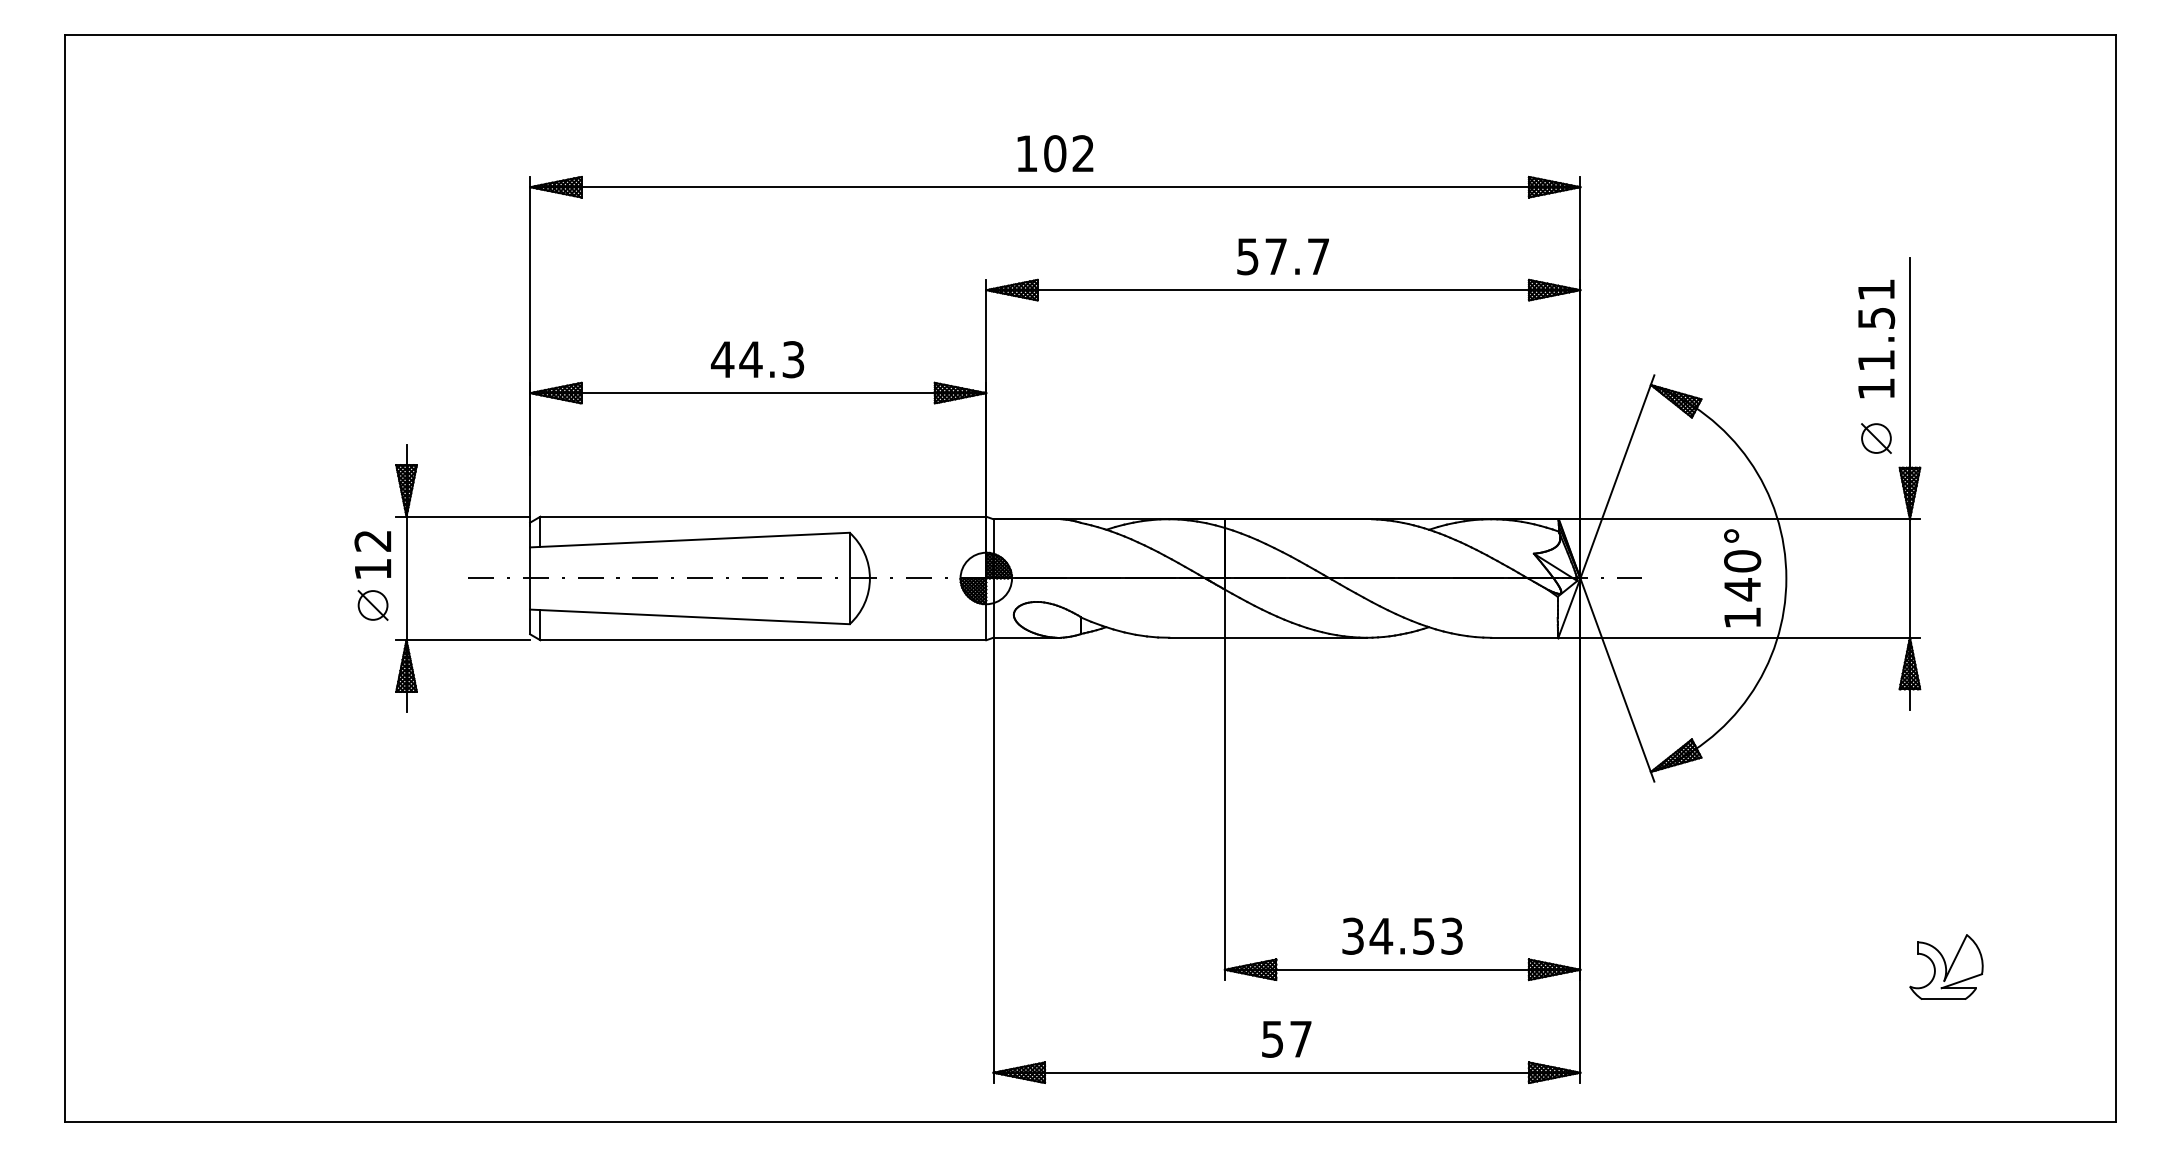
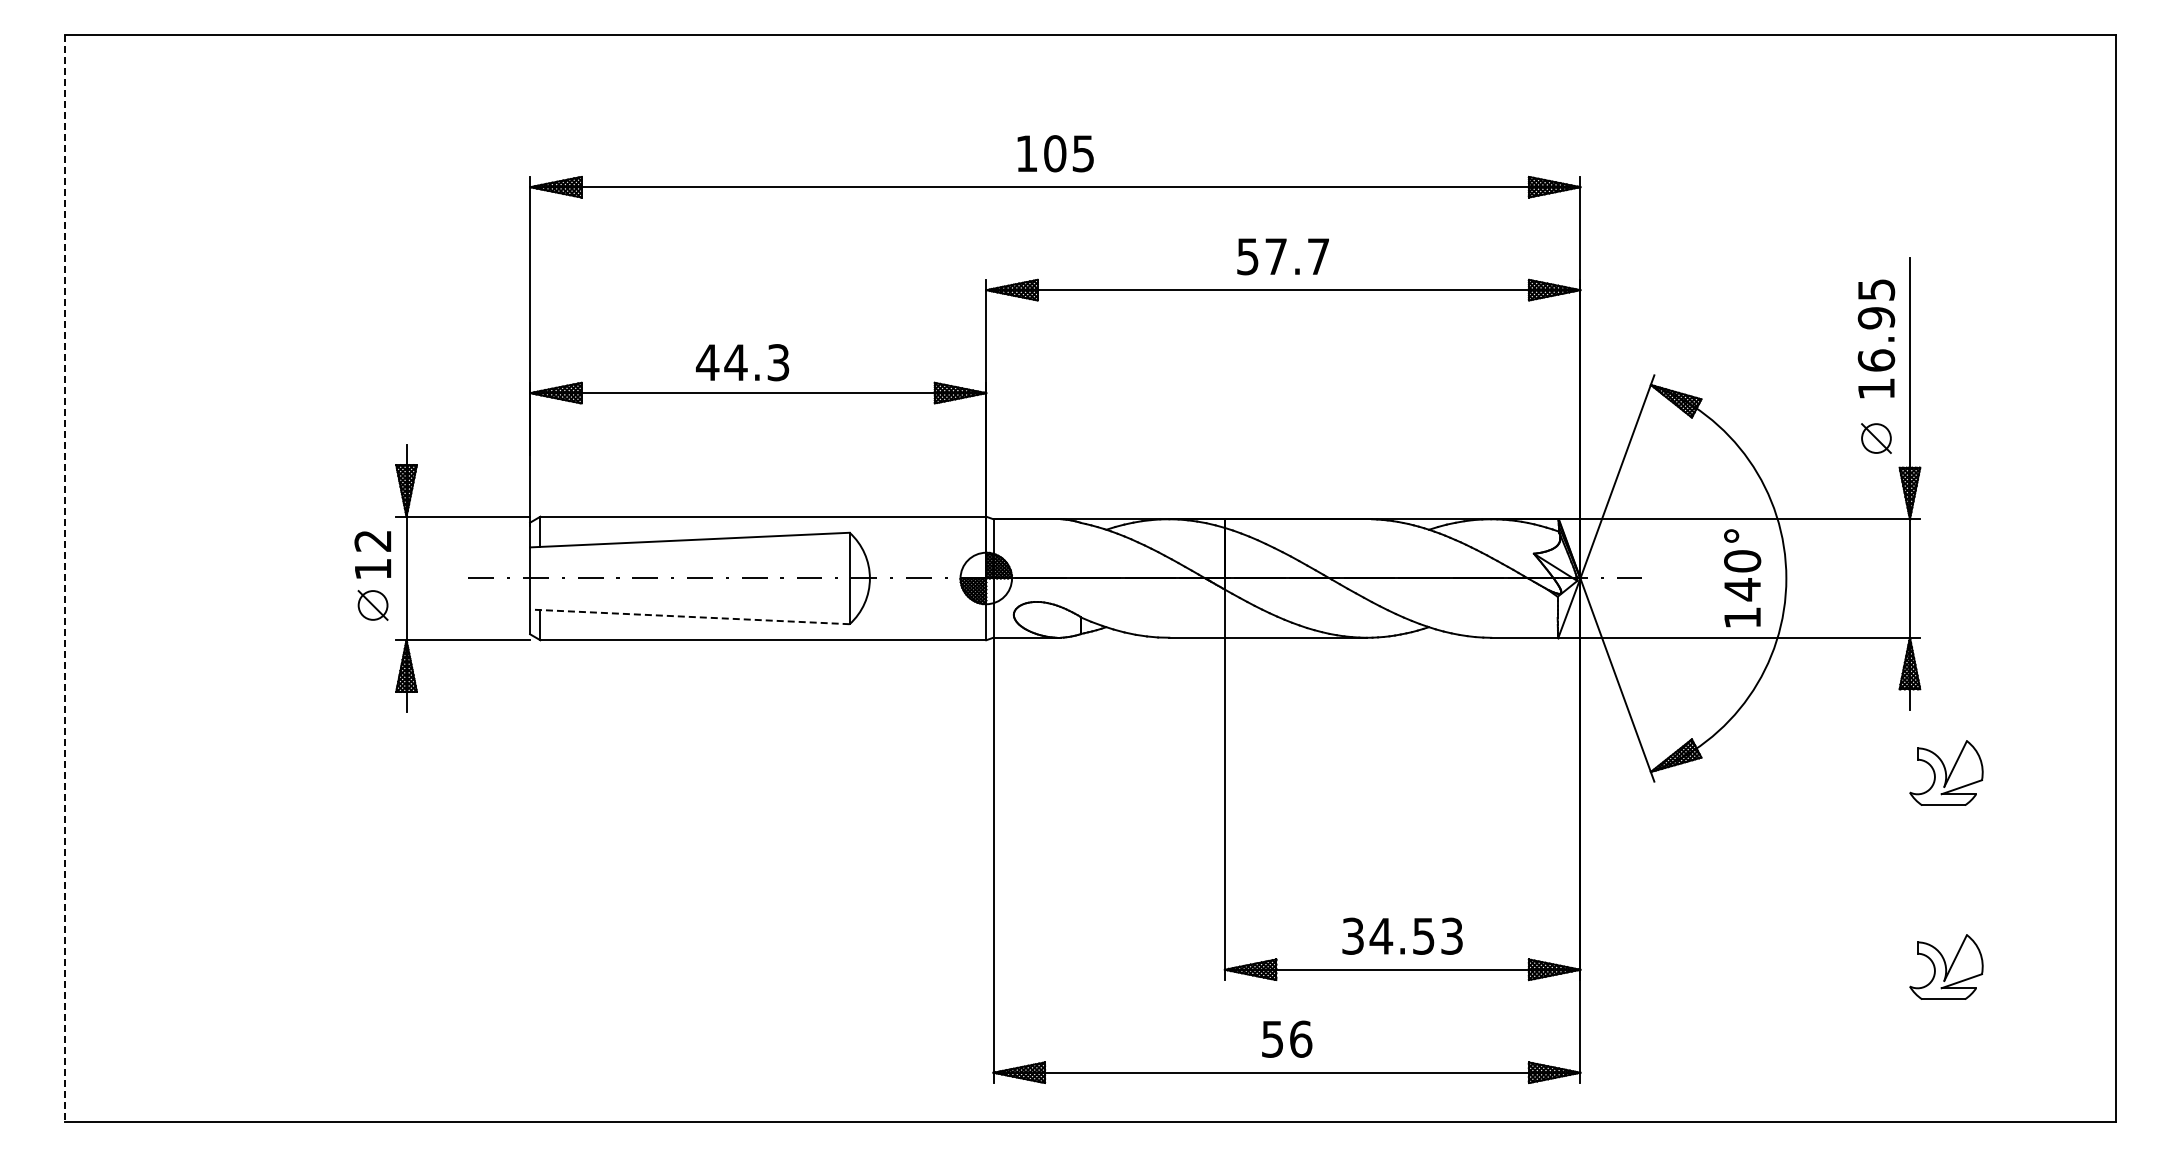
text: 102 -> 105 (1082, 153)
text: 11.51 -> 16.95 (1876, 325)
text position: (757, 359) -> (742, 362) (742, 362)
line: solid -> dashed (65, 578)
line: solid -> dashed (689, 616)
part: none -> present (1946, 772)
text: 57 -> 56 (1301, 1038)
